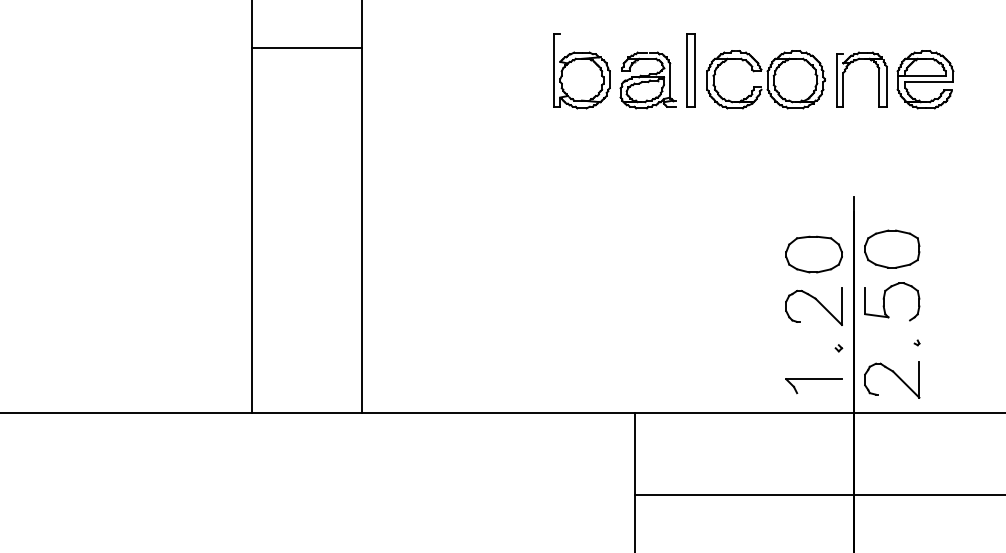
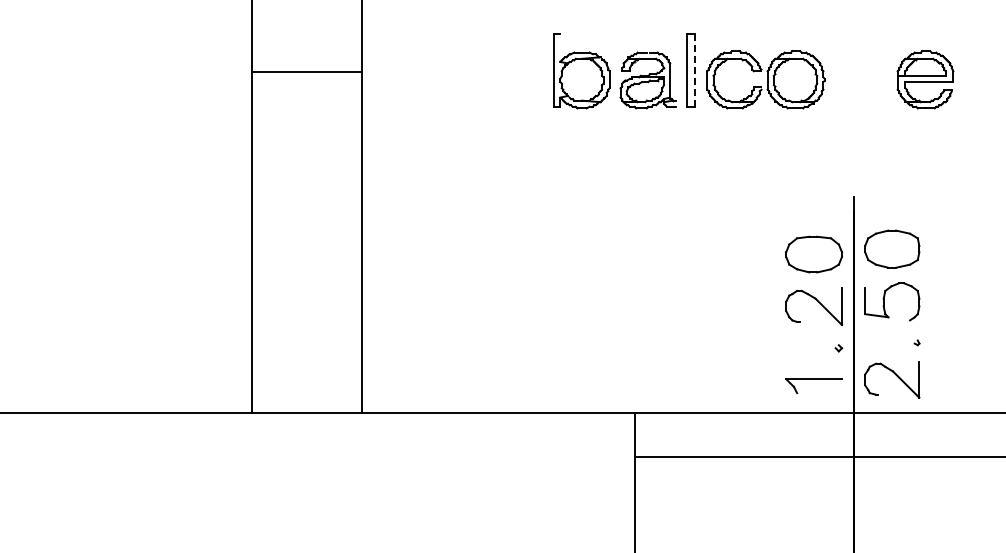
line position: (307, 48) -> (307, 72) (307, 72)
line: solid -> dashed (694, 69)
part: present -> none (846, 71)
line position: (818, 495) -> (818, 457) (818, 457)
